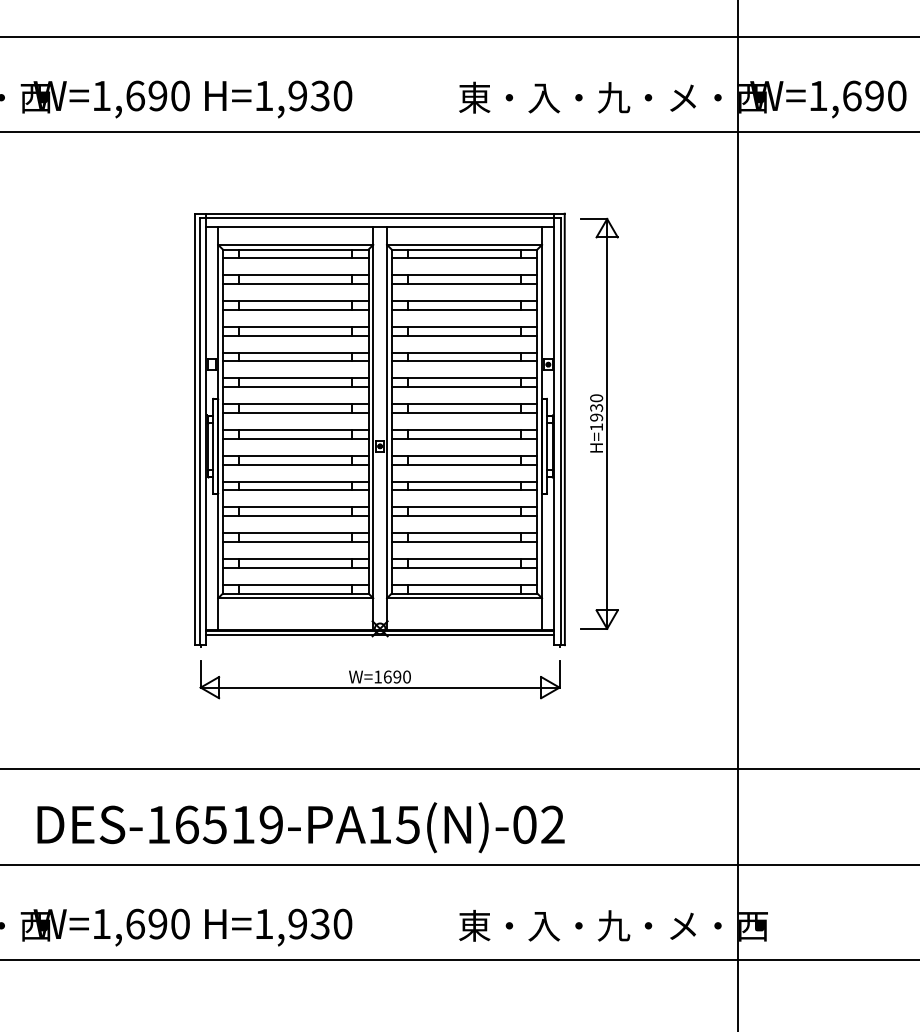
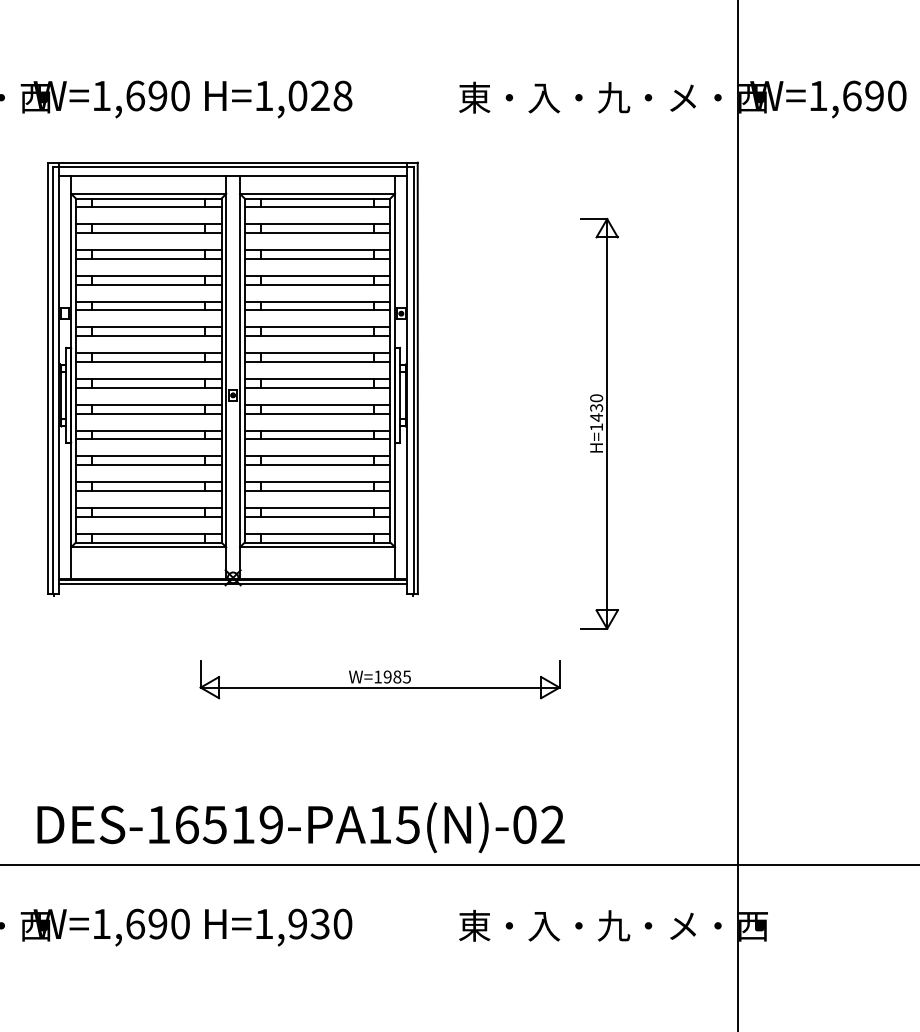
line: present -> none (459, 36)
text: H=1,930 -> H=1,028 (320, 95)
line: present -> none (459, 132)
text: H=1930 -> H=1430 (596, 417)
part position: (379, 429) -> (232, 378) (232, 378)
text: W=1690 -> W=1985 (396, 676)
line: present -> none (459, 769)
line: present -> none (459, 960)
